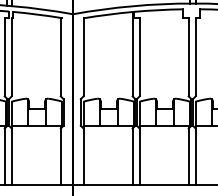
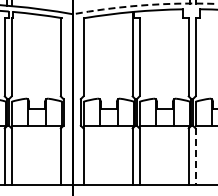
arc: solid -> dashed (145, 5)
line: solid -> dashed (195, 156)
